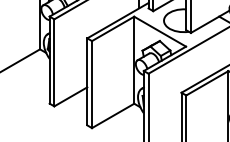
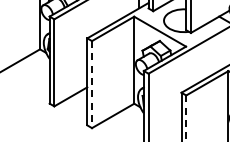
line: solid -> dashed (92, 84)
line: solid -> dashed (186, 119)
